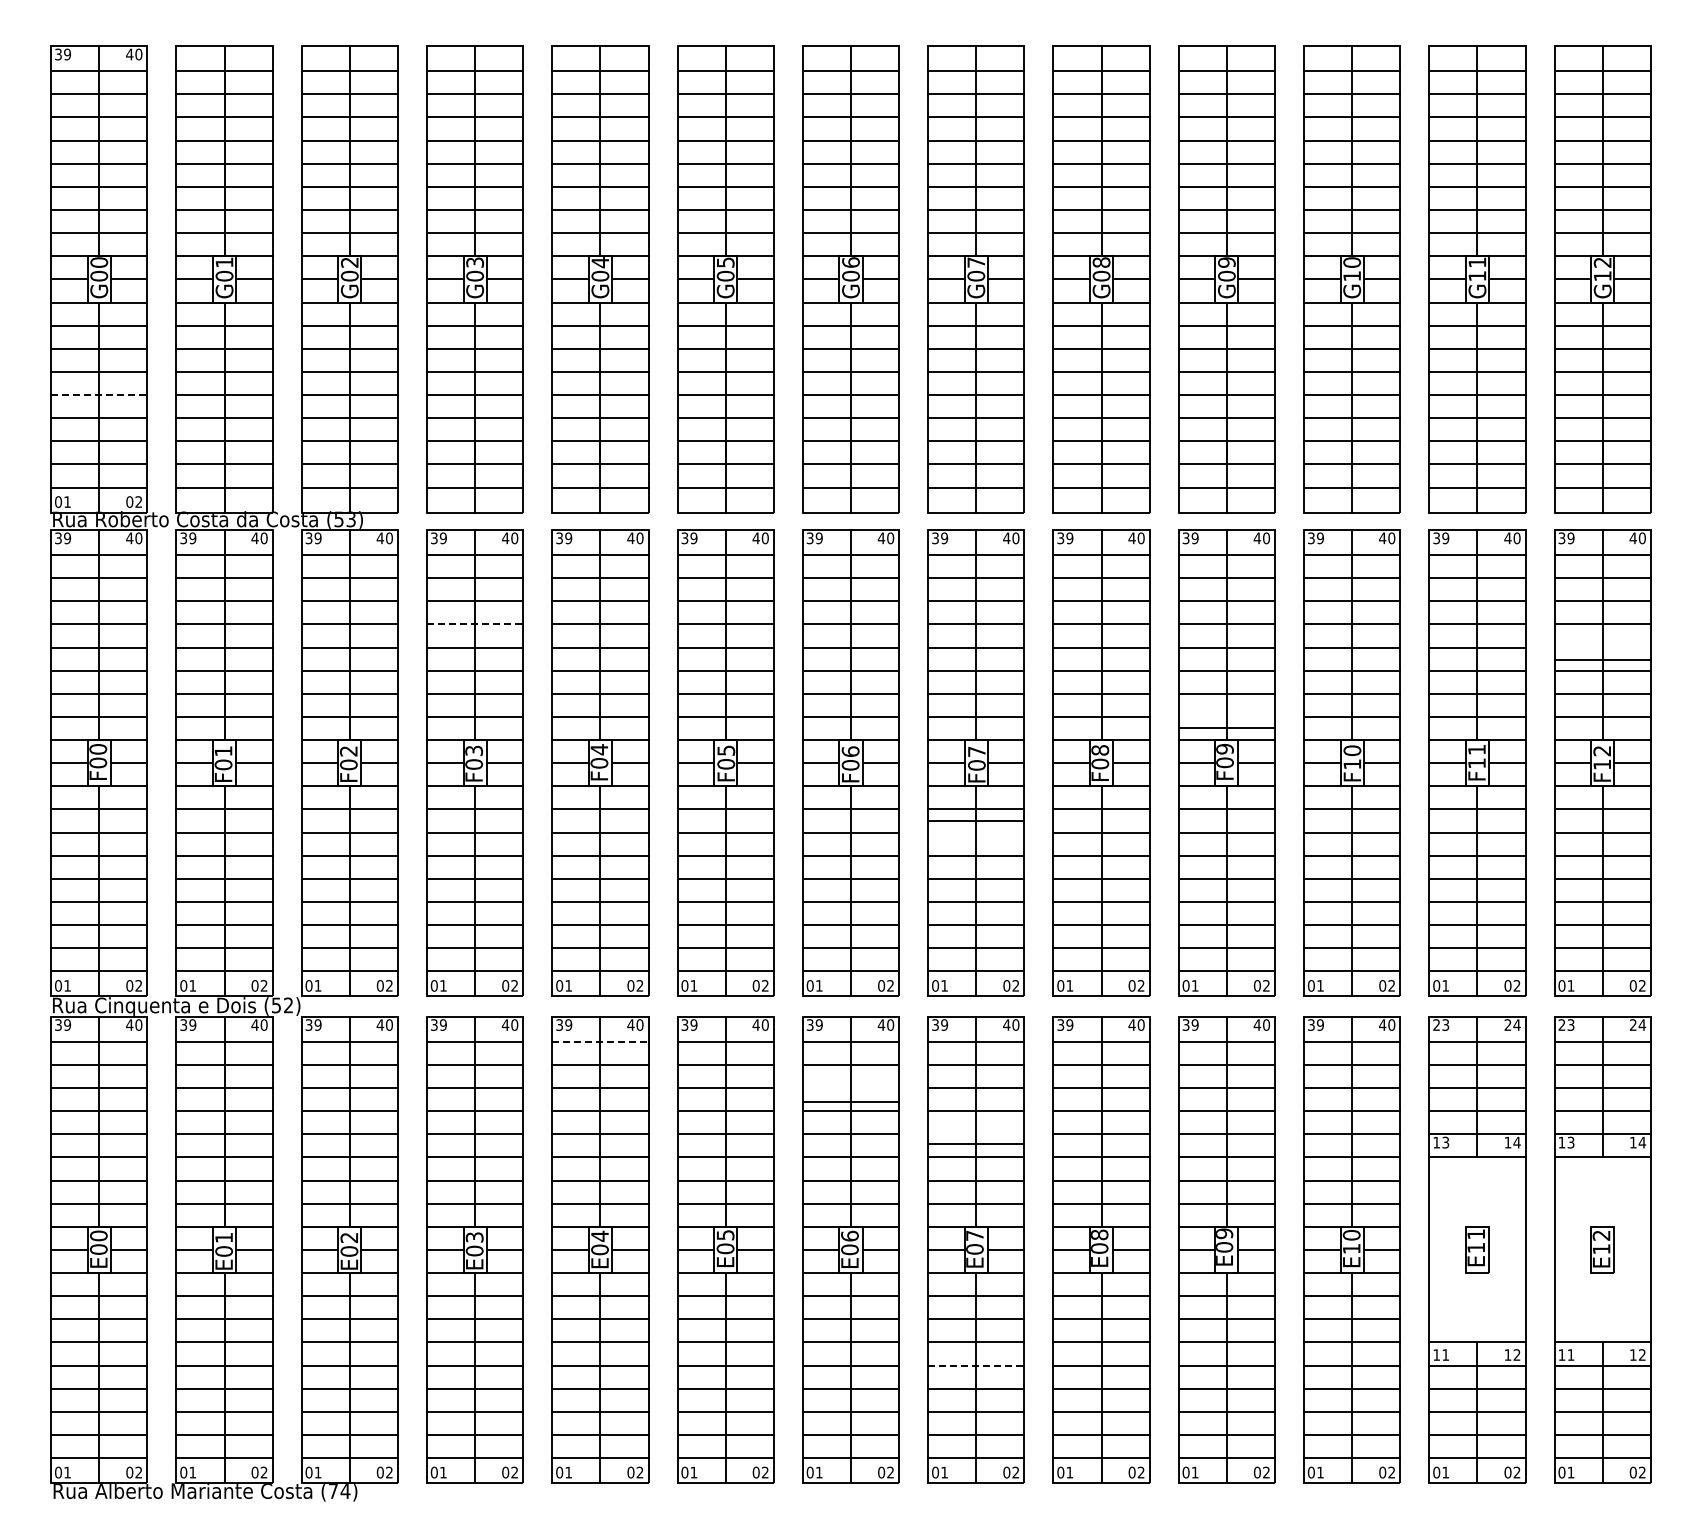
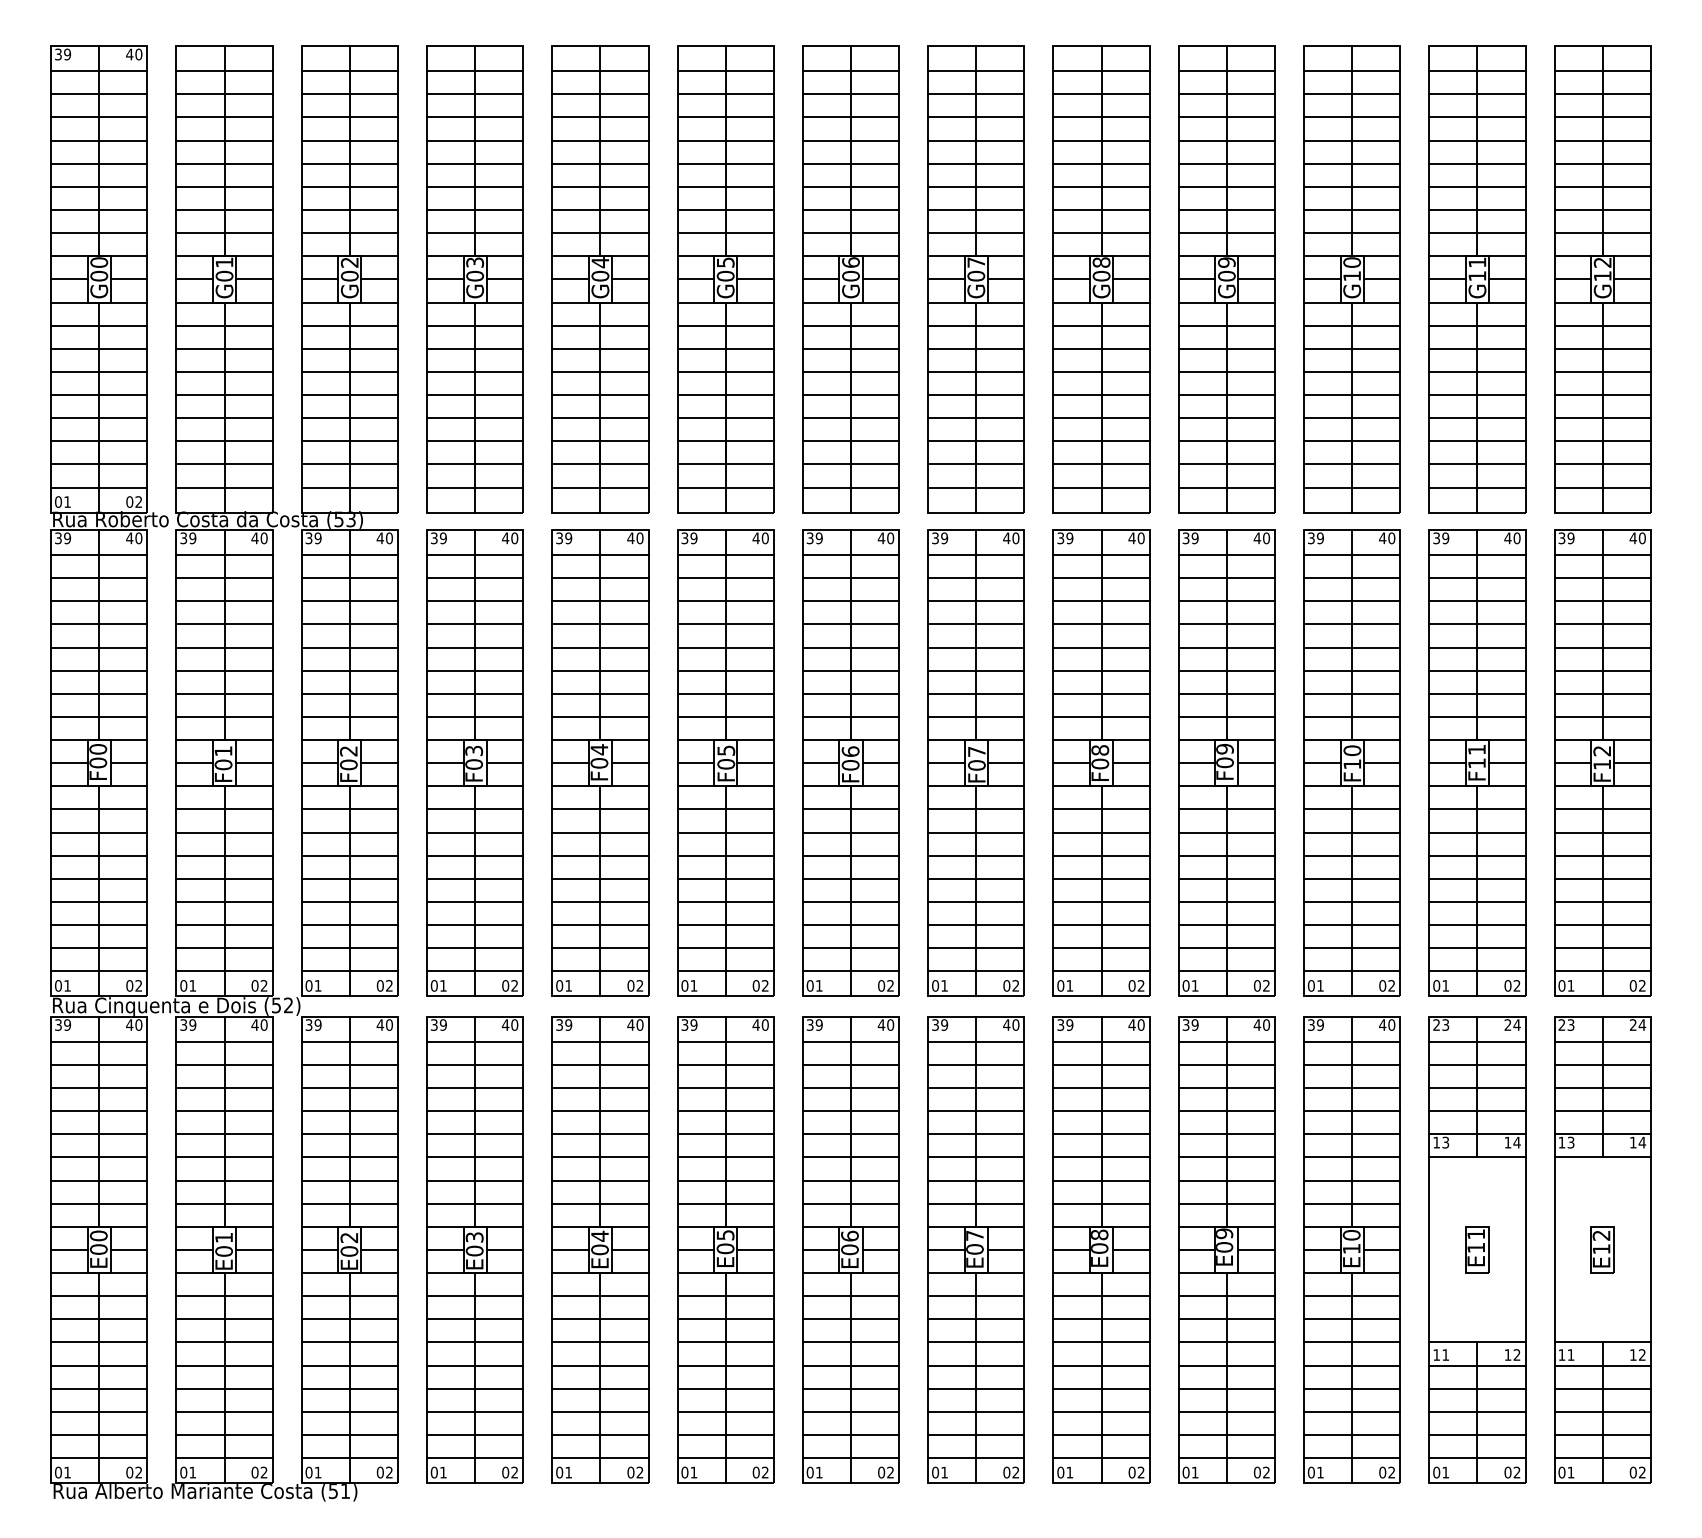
line: dashed -> solid (99, 395)
line: dashed -> solid (475, 624)
line position: (1602, 659) -> (1602, 647) (1602, 647)
line position: (1226, 727) -> (1226, 716) (1226, 716)
line position: (976, 820) -> (976, 832) (976, 832)
line: dashed -> solid (600, 1041)
line position: (850, 1102) -> (850, 1088) (850, 1088)
line position: (976, 1144) -> (976, 1134) (976, 1134)
line: dashed -> solid (976, 1365)
text: (74) -> (51) (339, 1491)
